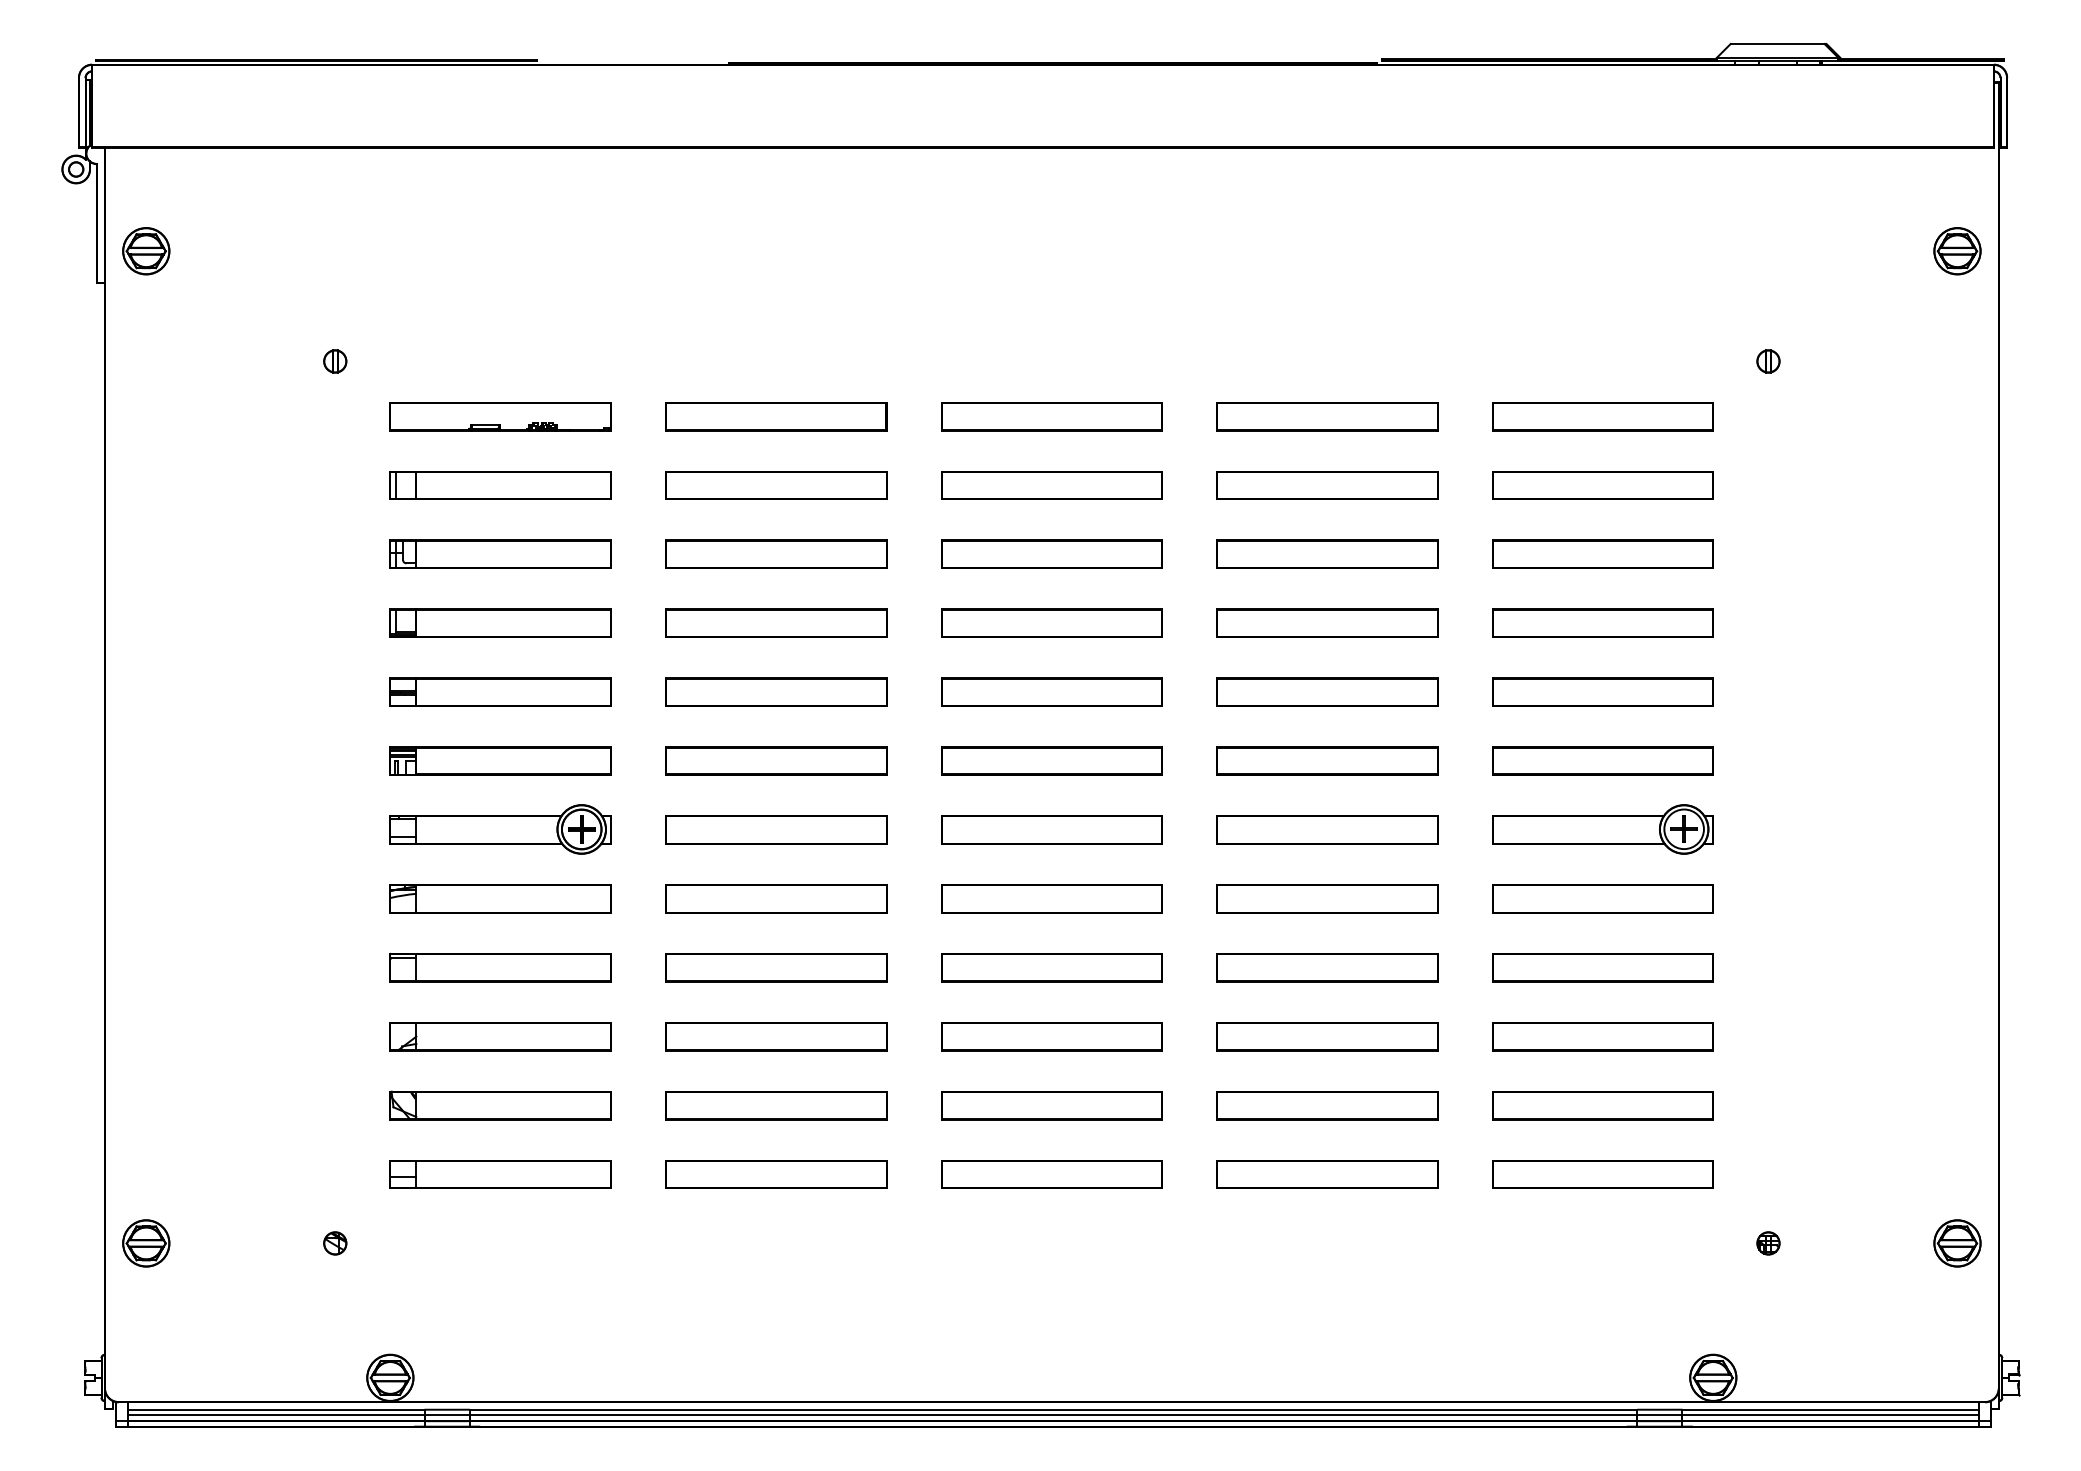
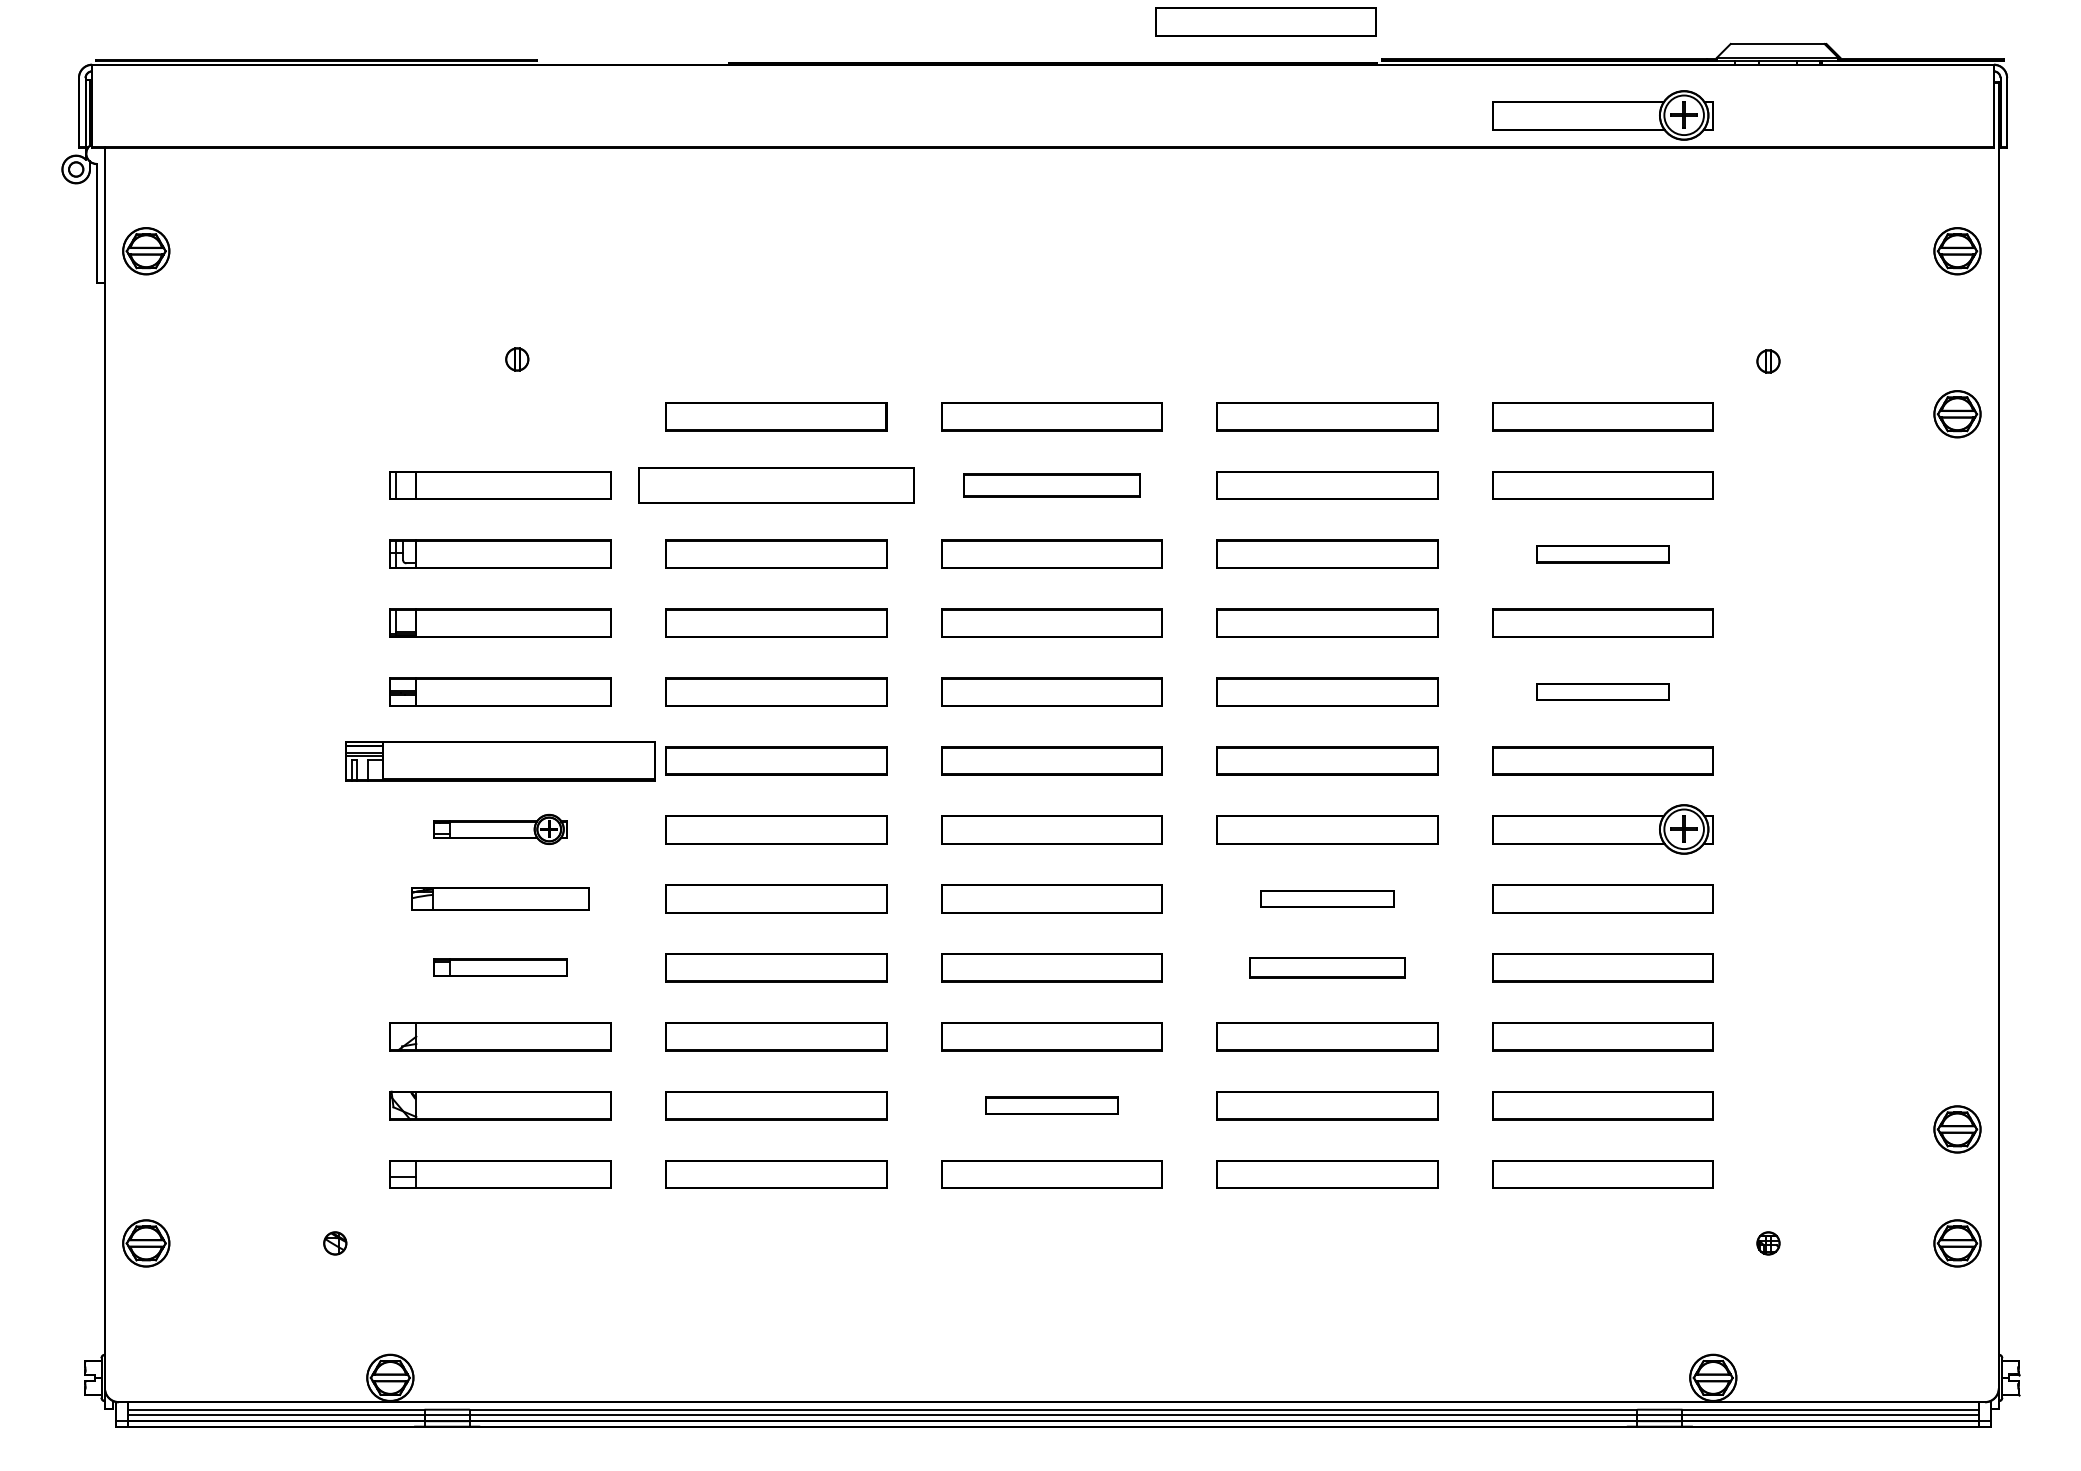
part: none -> present (1265, 21)
part: none -> present (1602, 115)
part position: (335, 361) -> (517, 359) (517, 359)
part: none -> present (1957, 414)
part: present -> none (500, 416)
part size: 223x29 px -> 277x37 px (776, 485)
part size: 222x29 px -> 178x25 px (1051, 485)
part size: 222x30 px -> 134x19 px (1602, 554)
part size: 222x30 px -> 134x18 px (1602, 691)
part size: 223x30 px -> 311x41 px (500, 761)
part size: 223x51 px -> 135x32 px (500, 828)
part size: 223x30 px -> 179x24 px (500, 898)
part size: 223x30 px -> 135x18 px (1327, 898)
part size: 223x31 px -> 135x19 px (500, 967)
part size: 223x30 px -> 157x22 px (1327, 967)
part size: 222x30 px -> 134x19 px (1051, 1105)
part: none -> present (1957, 1129)
